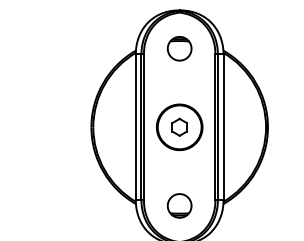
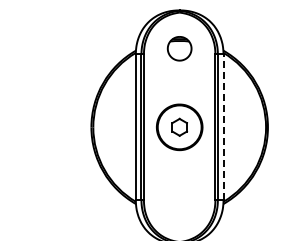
line: solid -> dashed (223, 126)
part: present -> none (179, 205)
